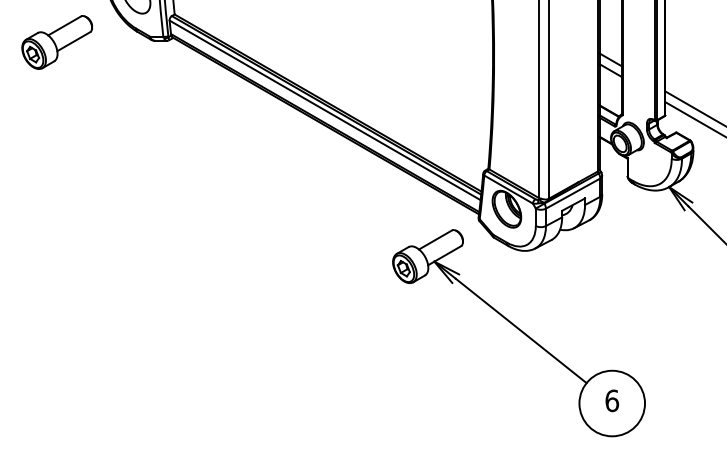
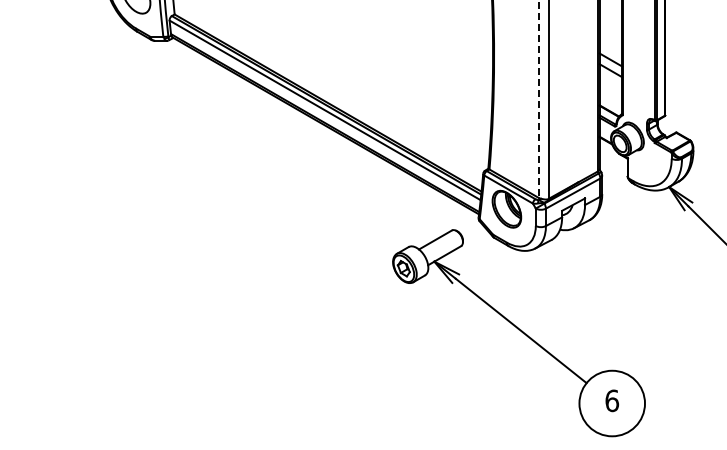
part: present -> none (57, 42)
line: solid -> dashed (538, 99)
line: present -> none (694, 108)
line: present -> none (694, 118)
